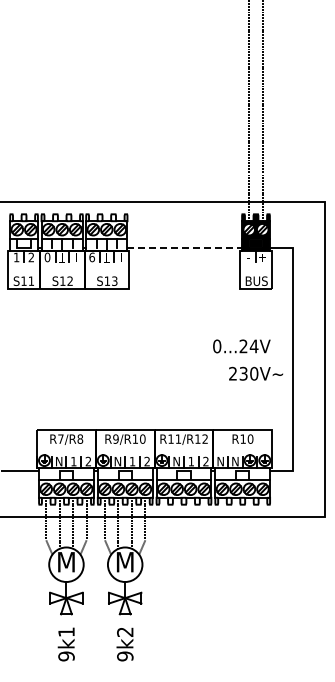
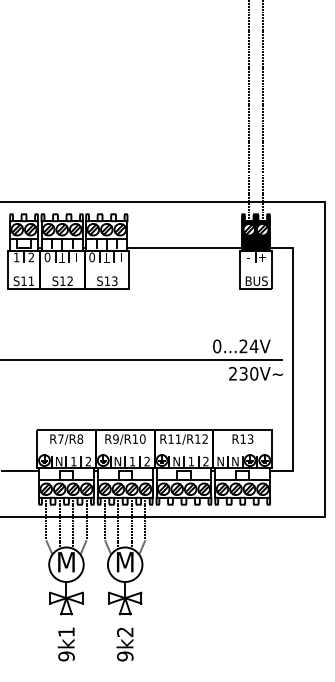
line: dashed -> solid (185, 247)
text: 6 -> 0 (91, 256)
line: none -> present (142, 359)
text: R10 -> R13 (250, 438)
